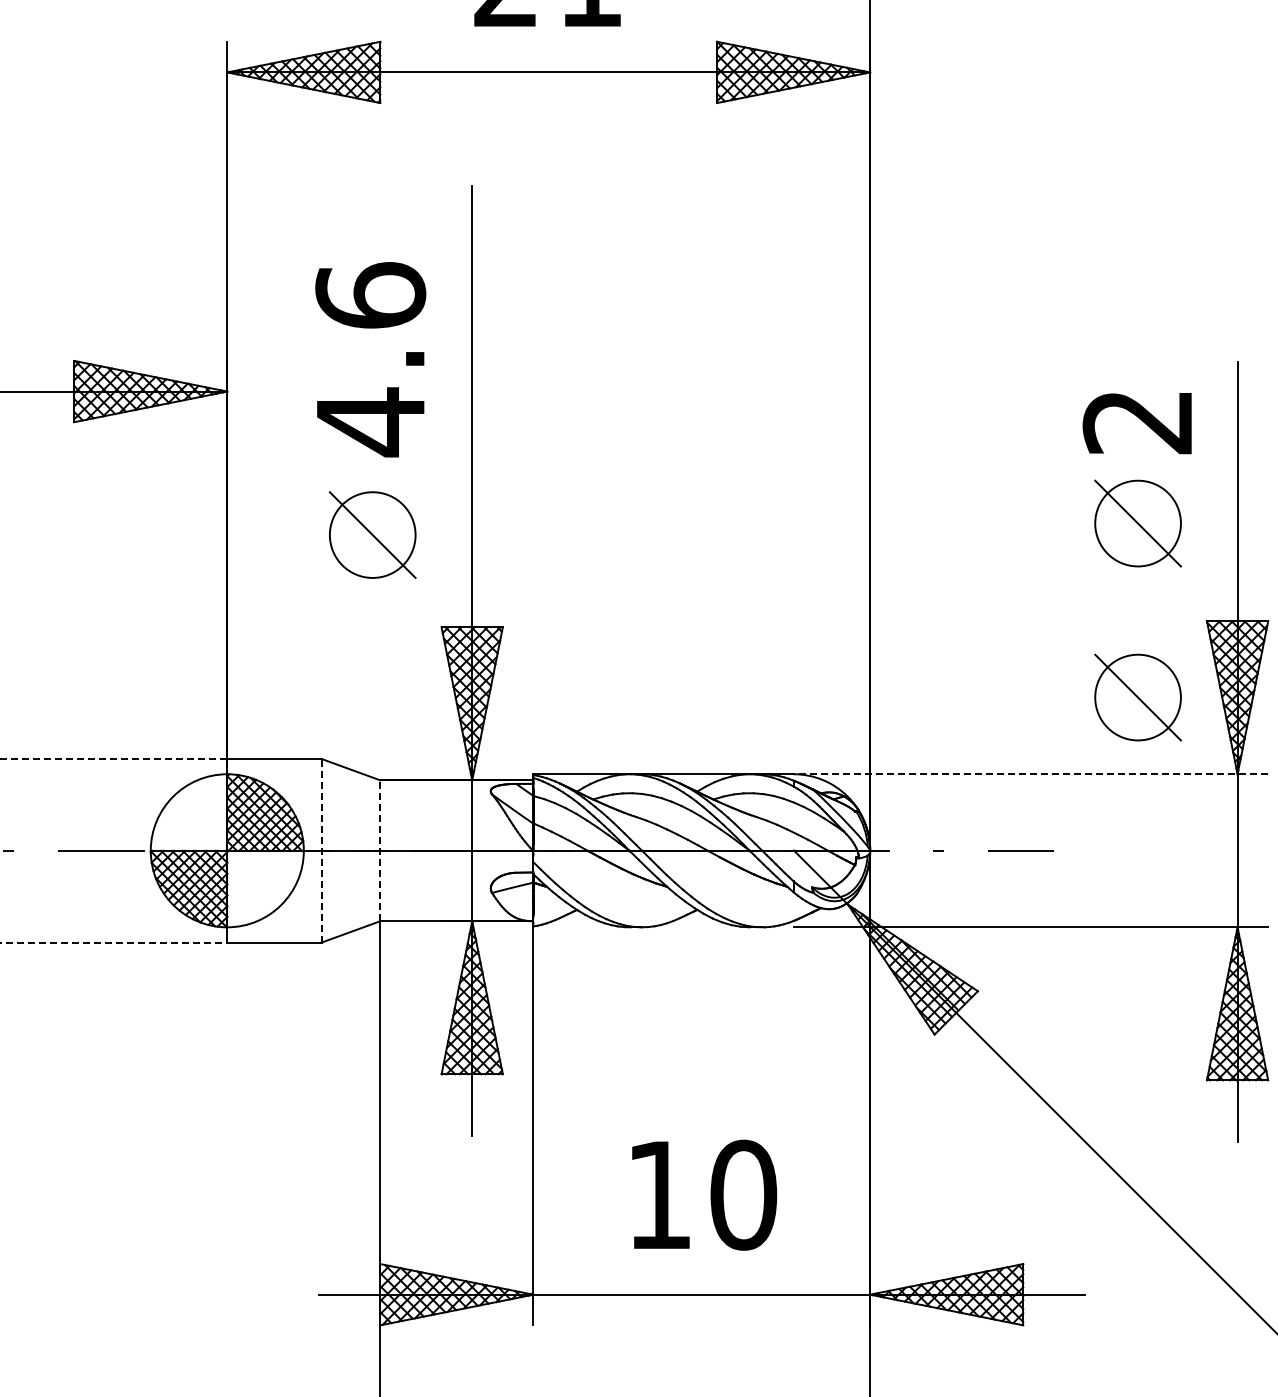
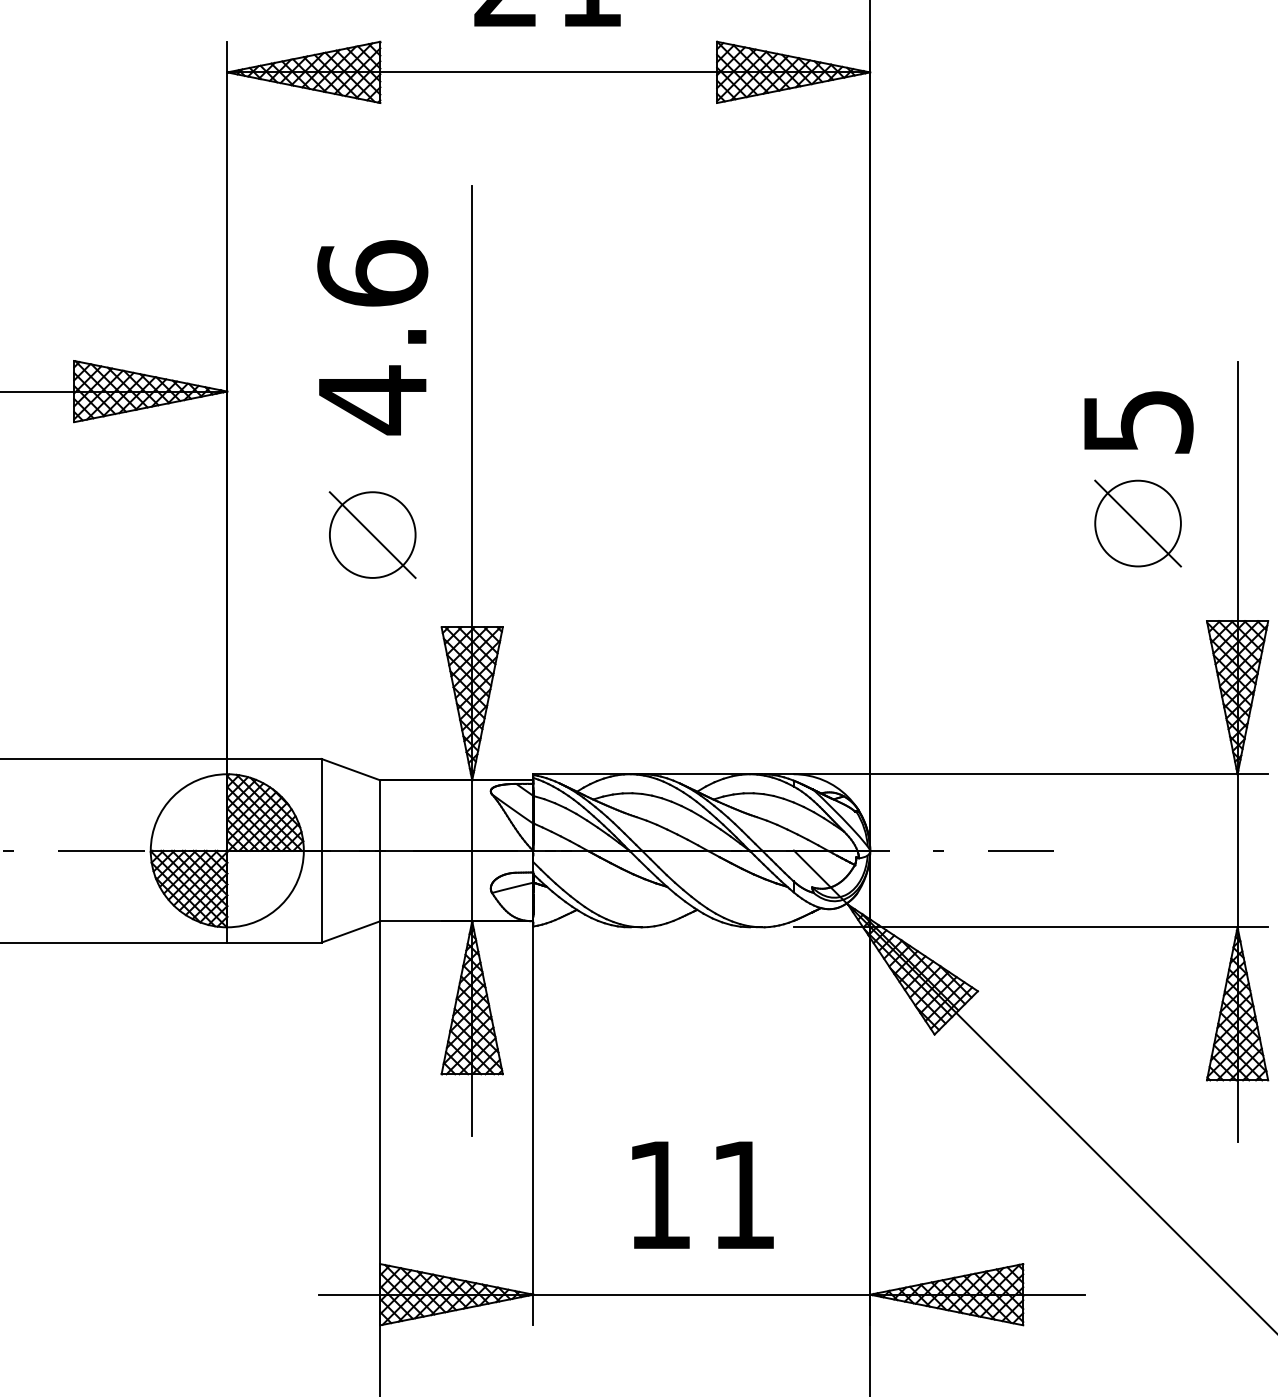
text position: (370, 359) -> (372, 337) (372, 337)
text: 2 -> 5 (1137, 422)
part: present -> none (1137, 697)
line: dashed -> solid (113, 758)
line: dashed -> solid (1030, 774)
line: dashed -> solid (321, 850)
line: dashed -> solid (380, 850)
line: dashed -> solid (114, 942)
text: 10 -> 11 (743, 1194)
